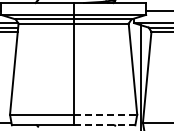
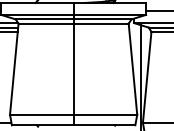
line: dashed -> solid (105, 114)
line: dashed -> solid (104, 125)
